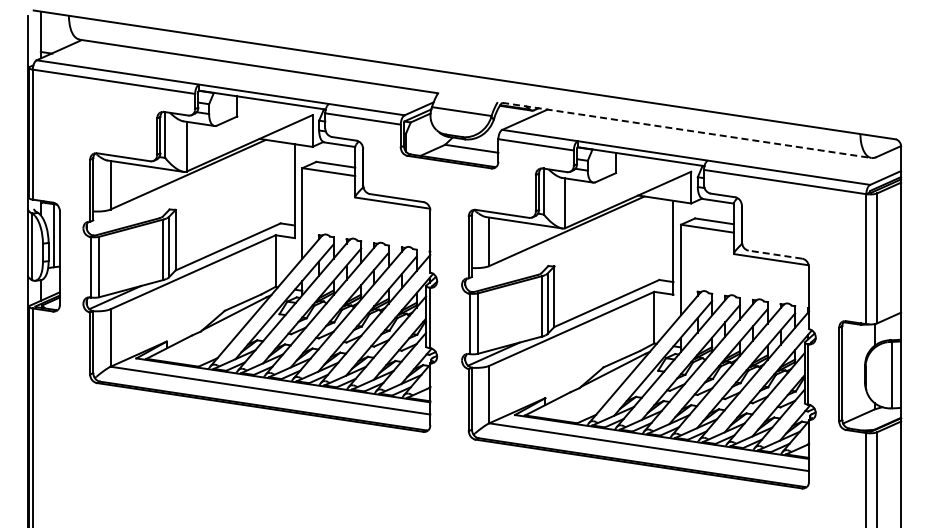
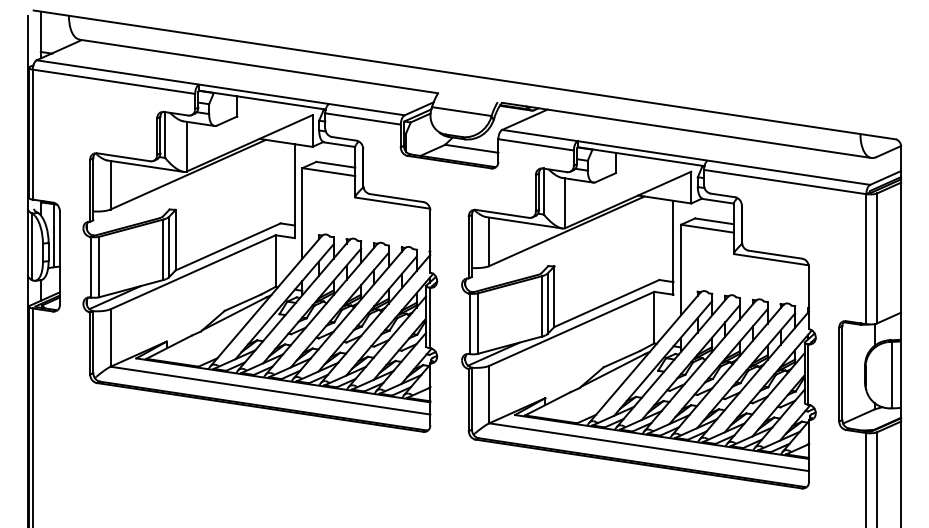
line: dashed -> solid (686, 130)
line: dashed -> solid (774, 254)
